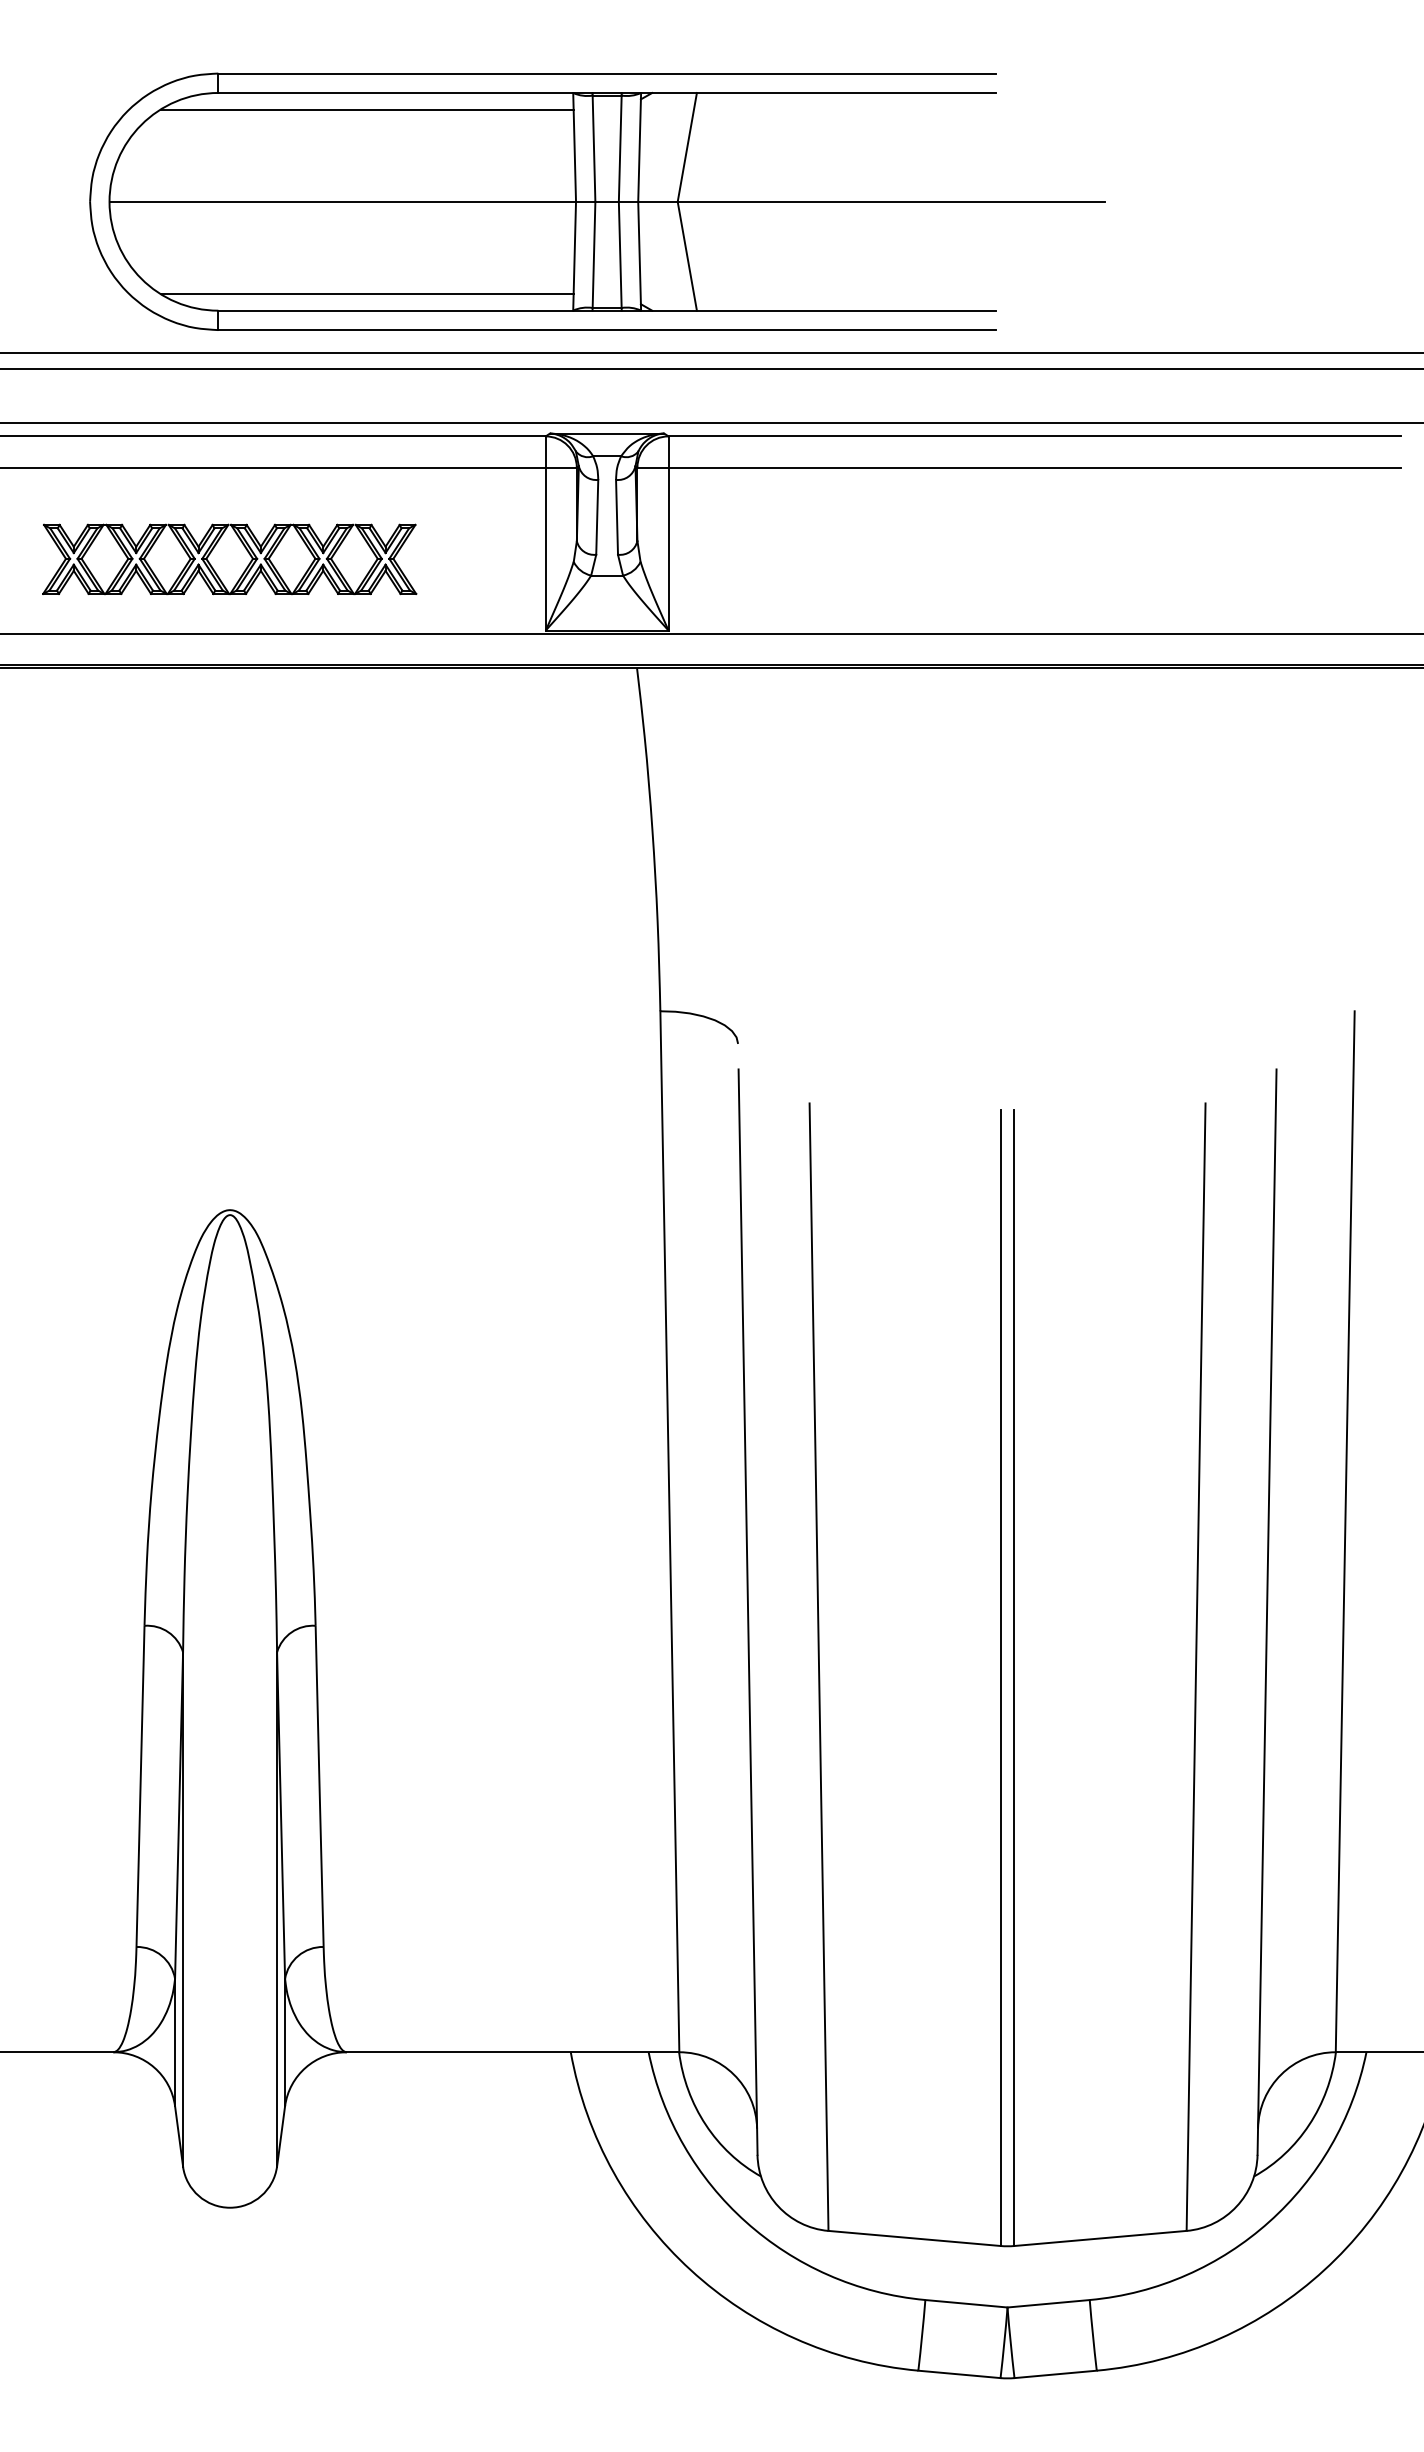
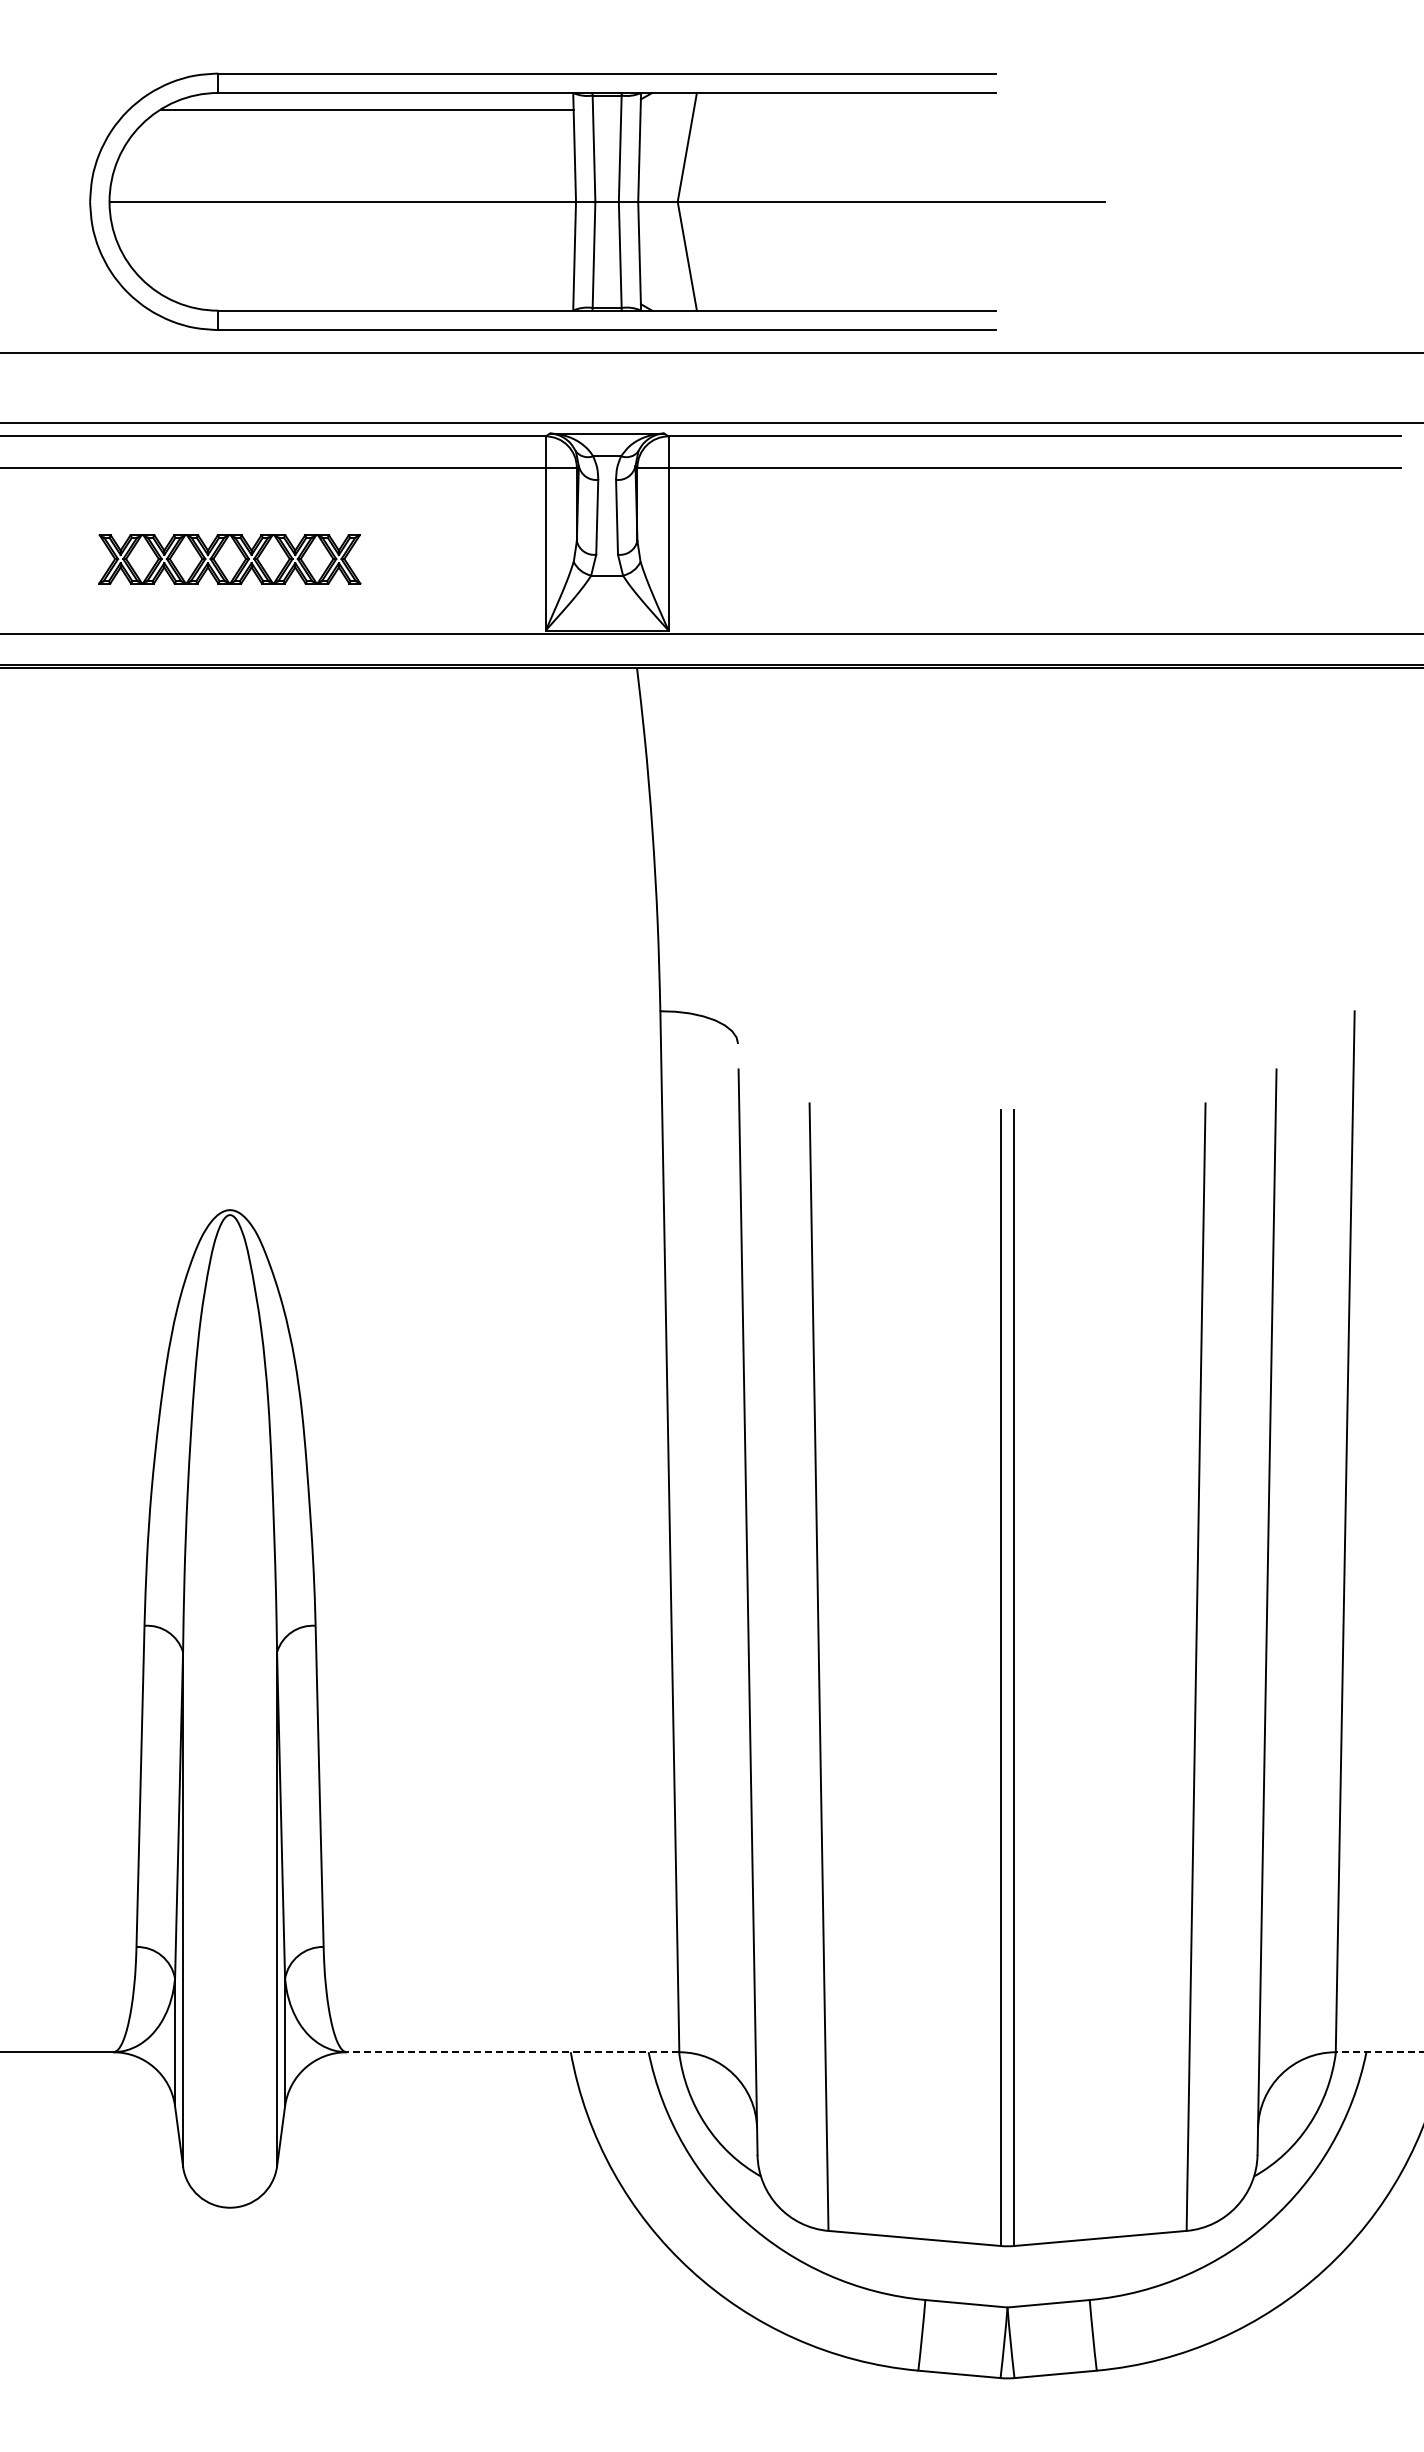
line: present -> none (366, 294)
line: present -> none (711, 369)
part size: 376x73 px -> 264x51 px (229, 559)
line: solid -> dashed (512, 2052)
line: solid -> dashed (1379, 2052)
